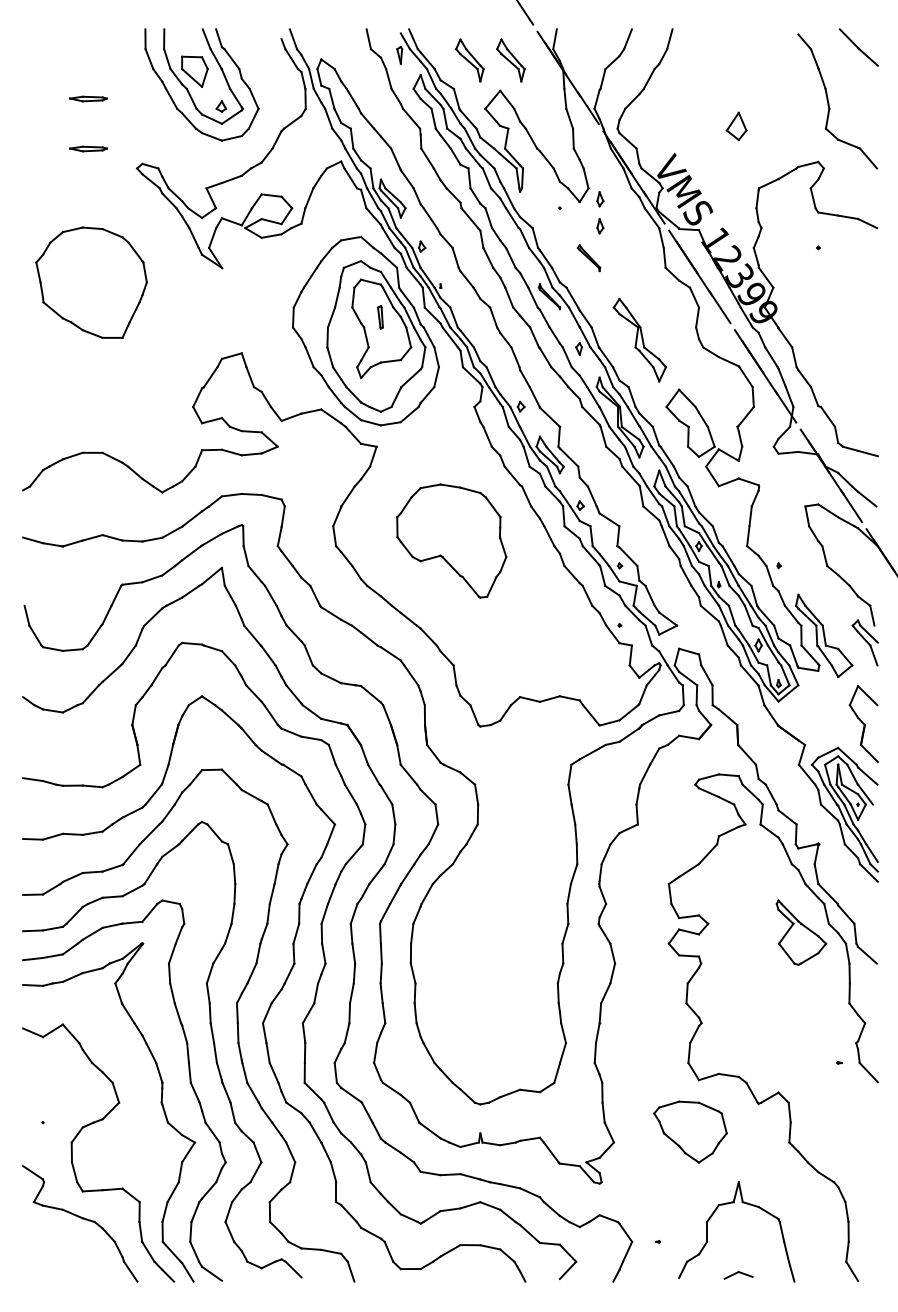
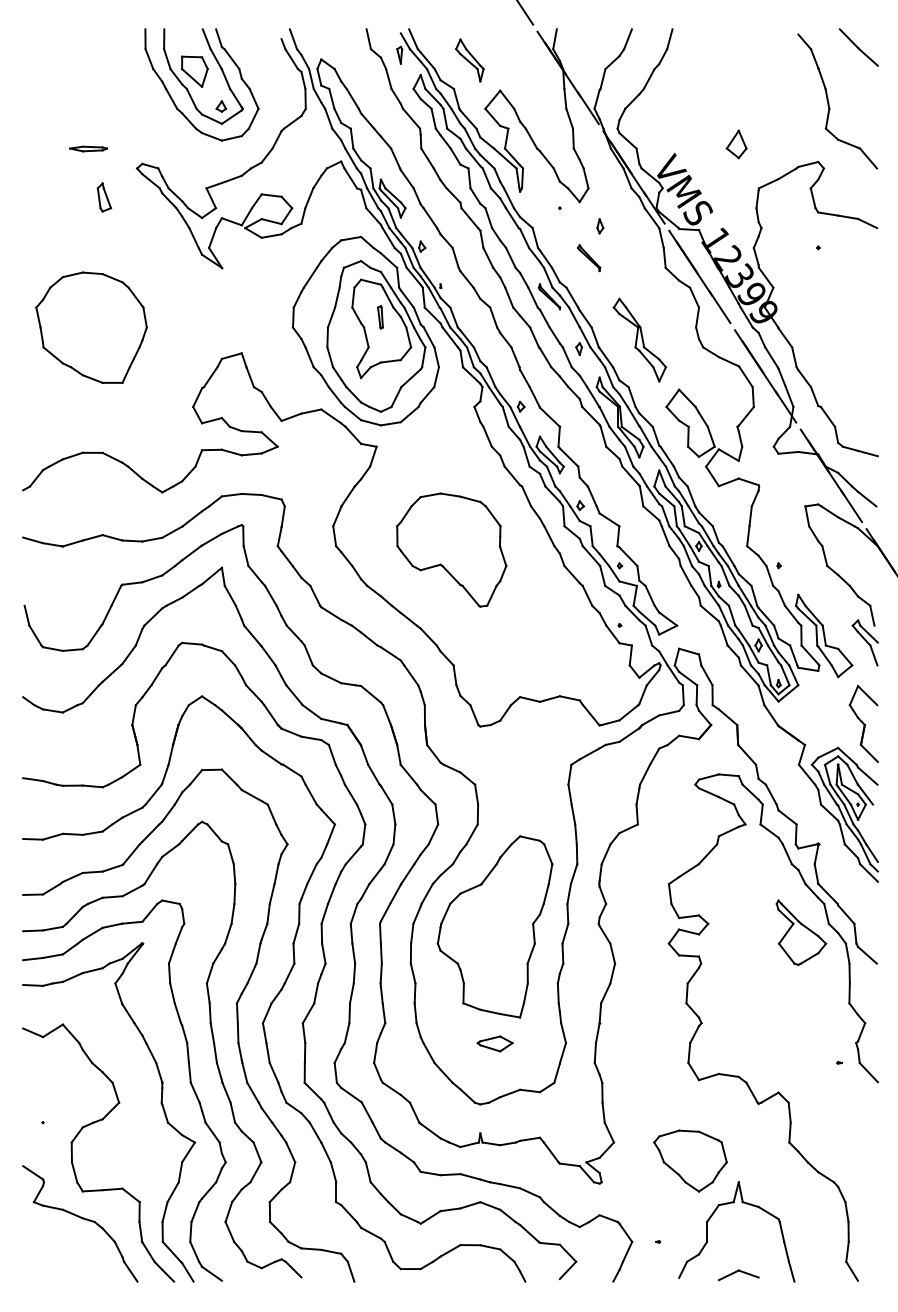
part: present -> none (510, 60)
part: present -> none (88, 98)
part position: (736, 126) -> (736, 144) (736, 144)
part: none -> present (104, 197)
part: present -> none (600, 199)
part position: (91, 282) -> (91, 327) (91, 327)
part position: (451, 540) -> (451, 549) (451, 549)
part: none -> present (494, 926)
part: none -> present (494, 1043)
part position: (690, 1131) -> (690, 1160) (690, 1160)
part size: 31x9 px -> 43x13 px (738, 1275)
